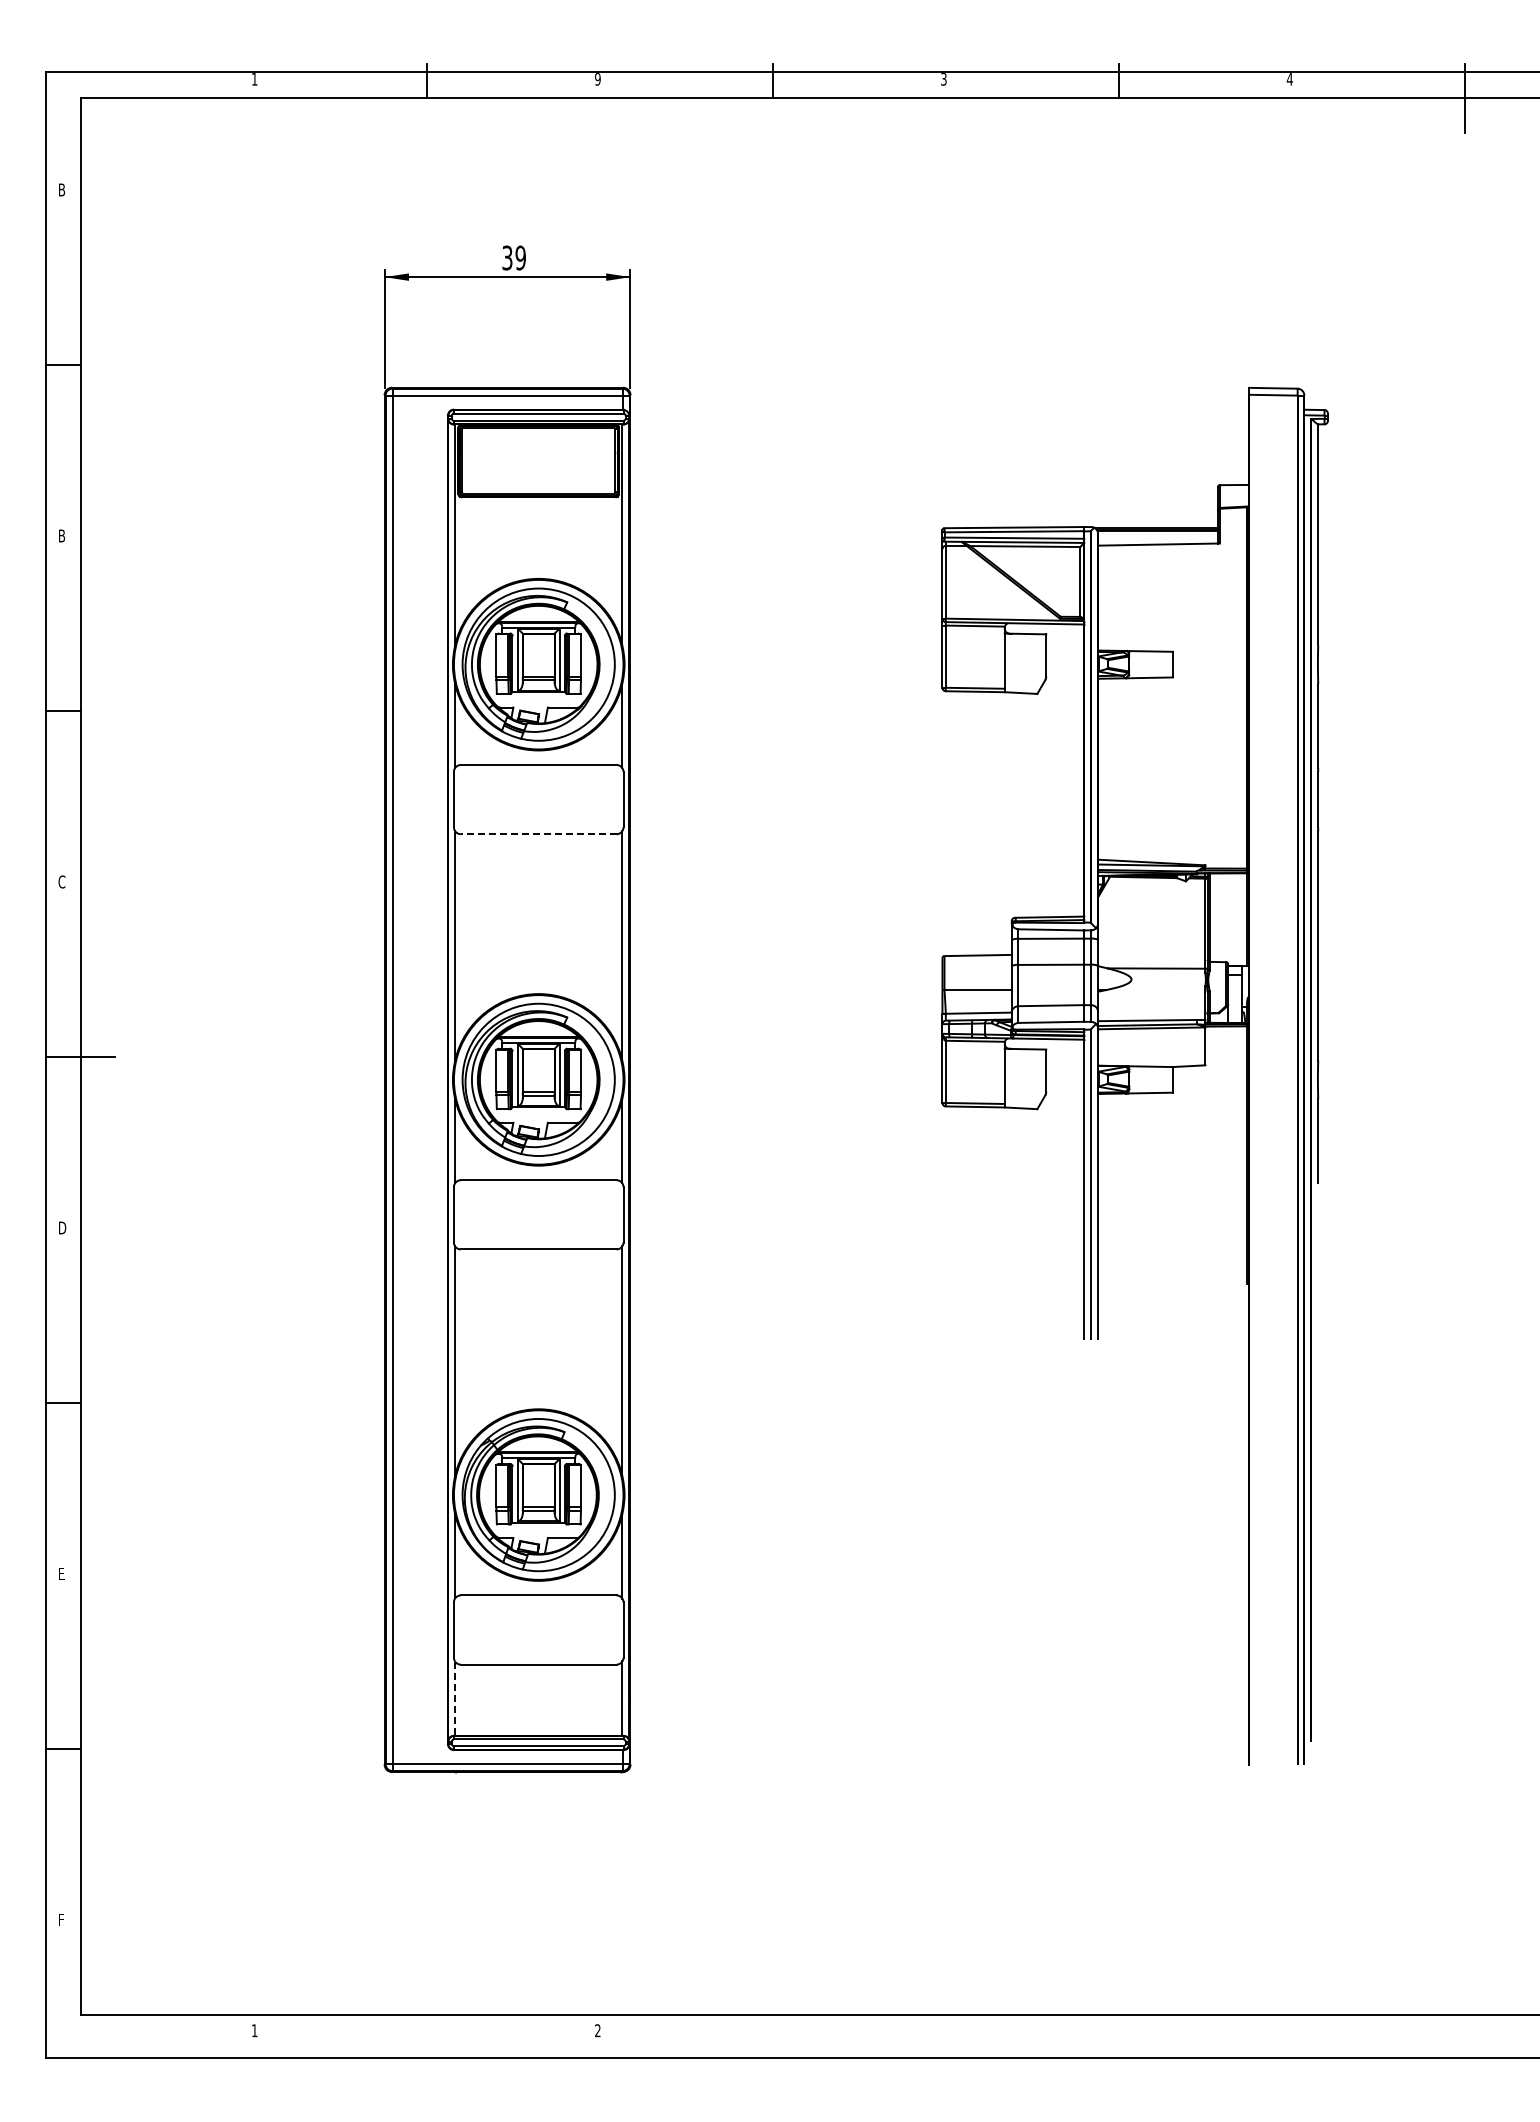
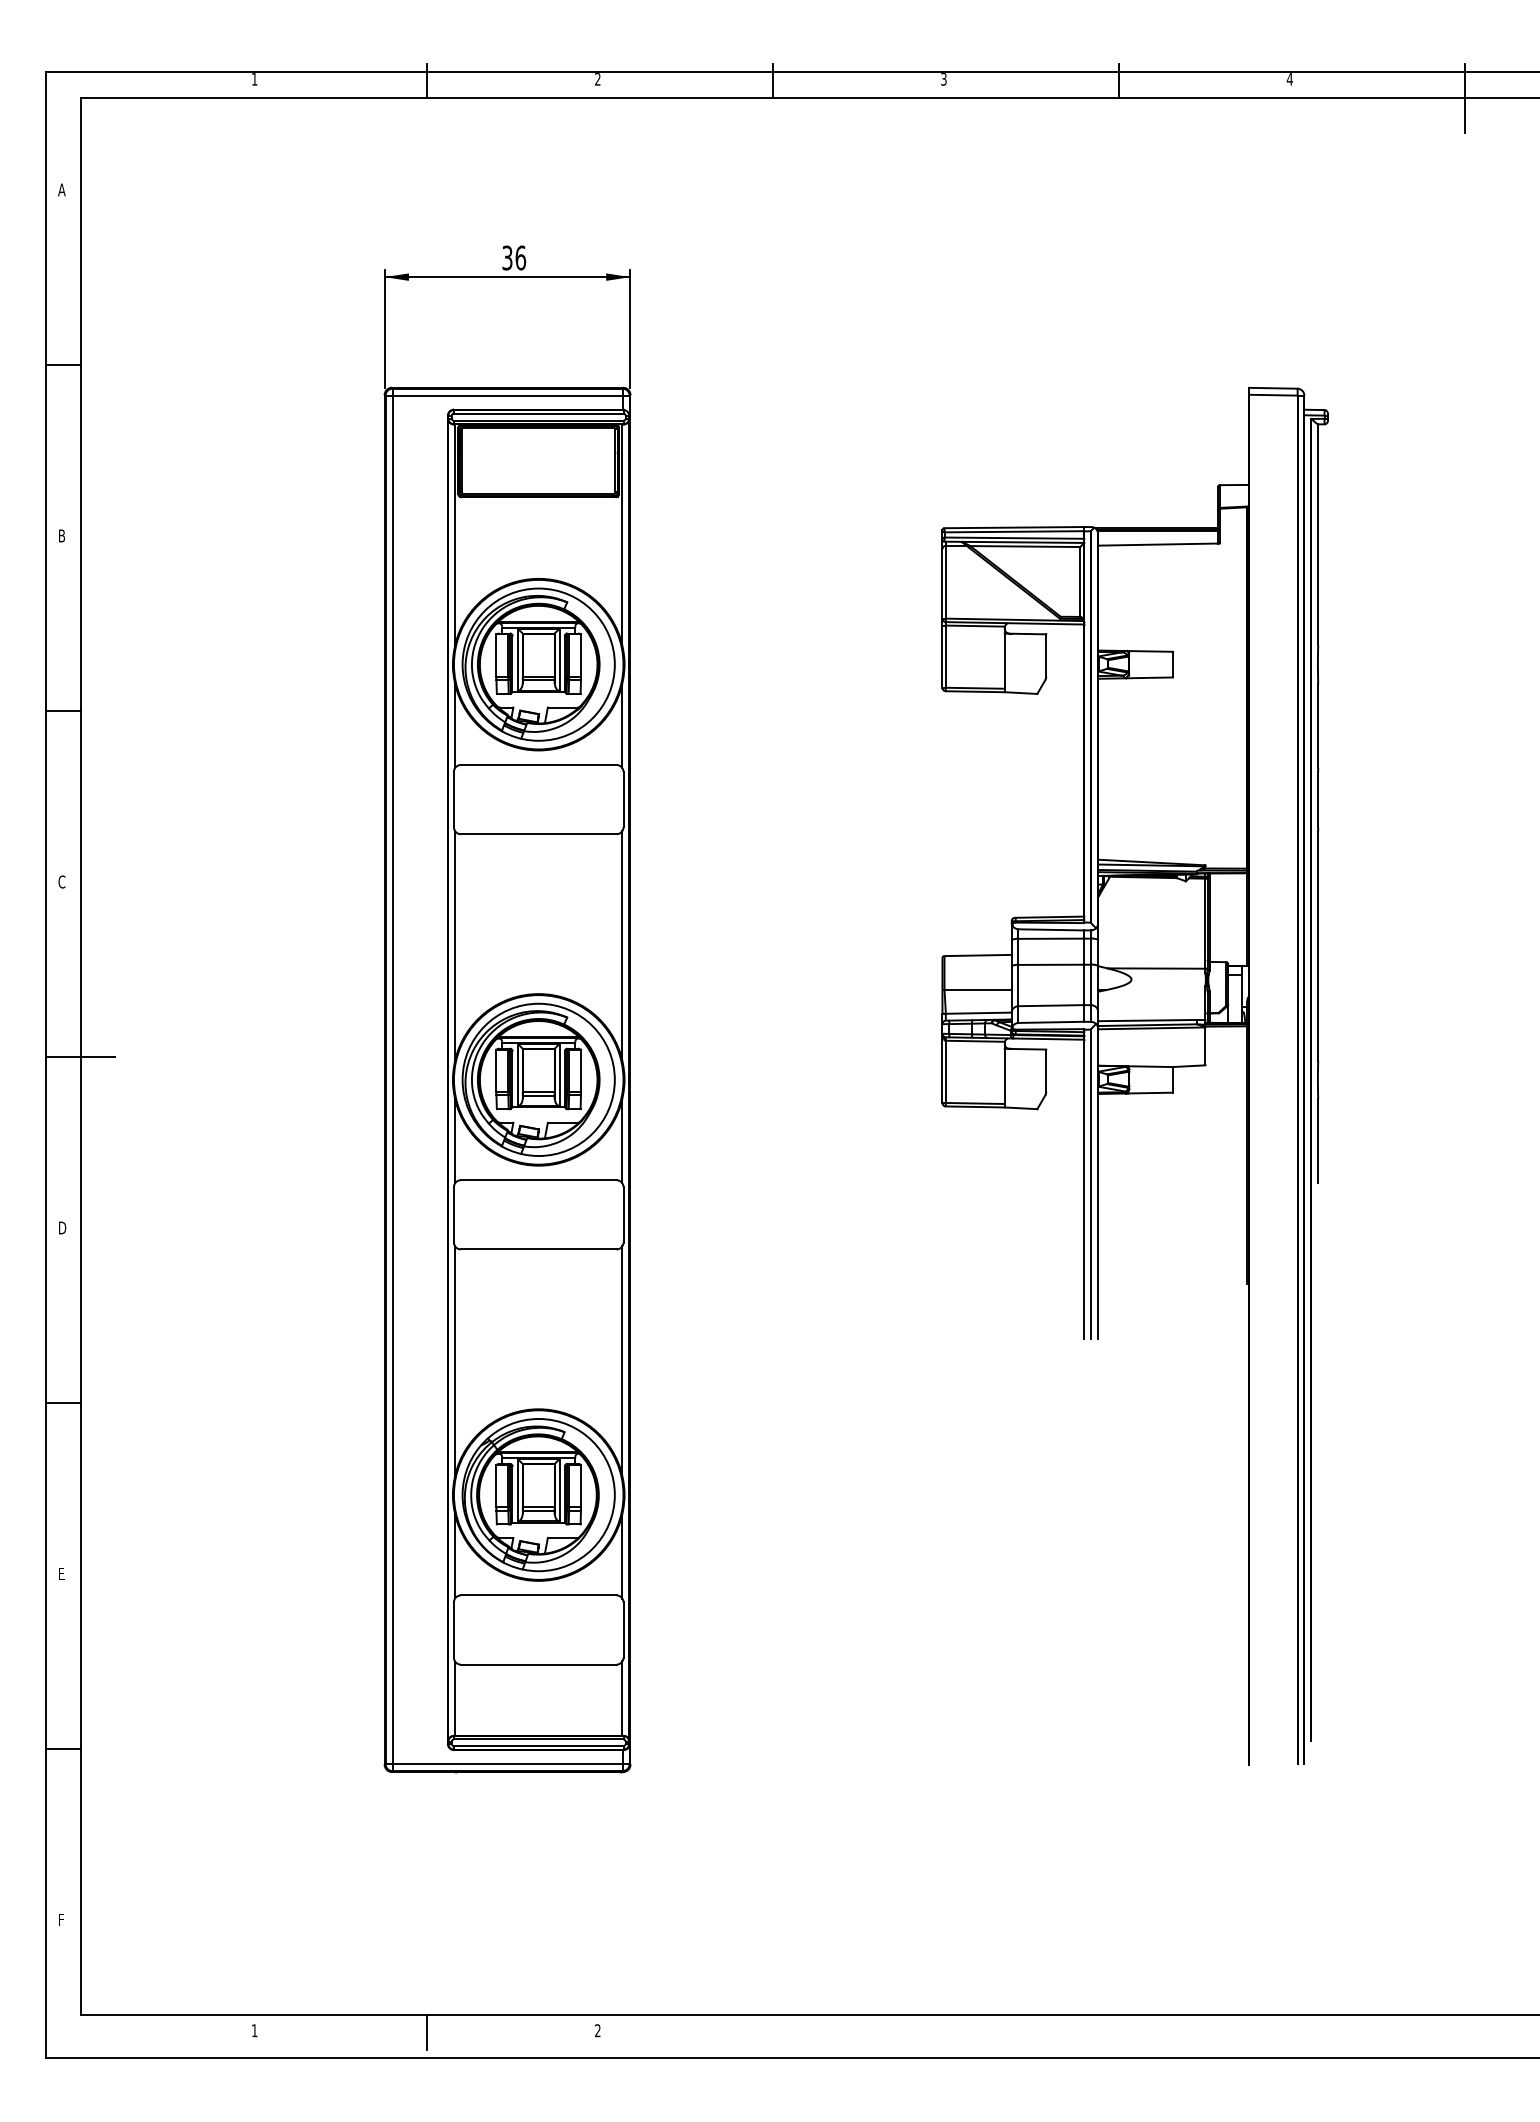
text: 9 -> 2 (597, 79)
text: B -> A (61, 189)
text: 39 -> 36 (520, 257)
line: dashed -> solid (538, 834)
line: dashed -> solid (455, 1699)
line: none -> present (426, 2032)
